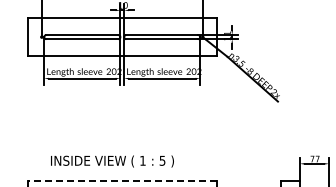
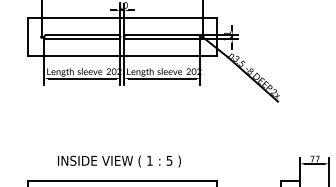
text position: (112, 161) -> (119, 161) (119, 161)
line: dashed -> solid (121, 180)
